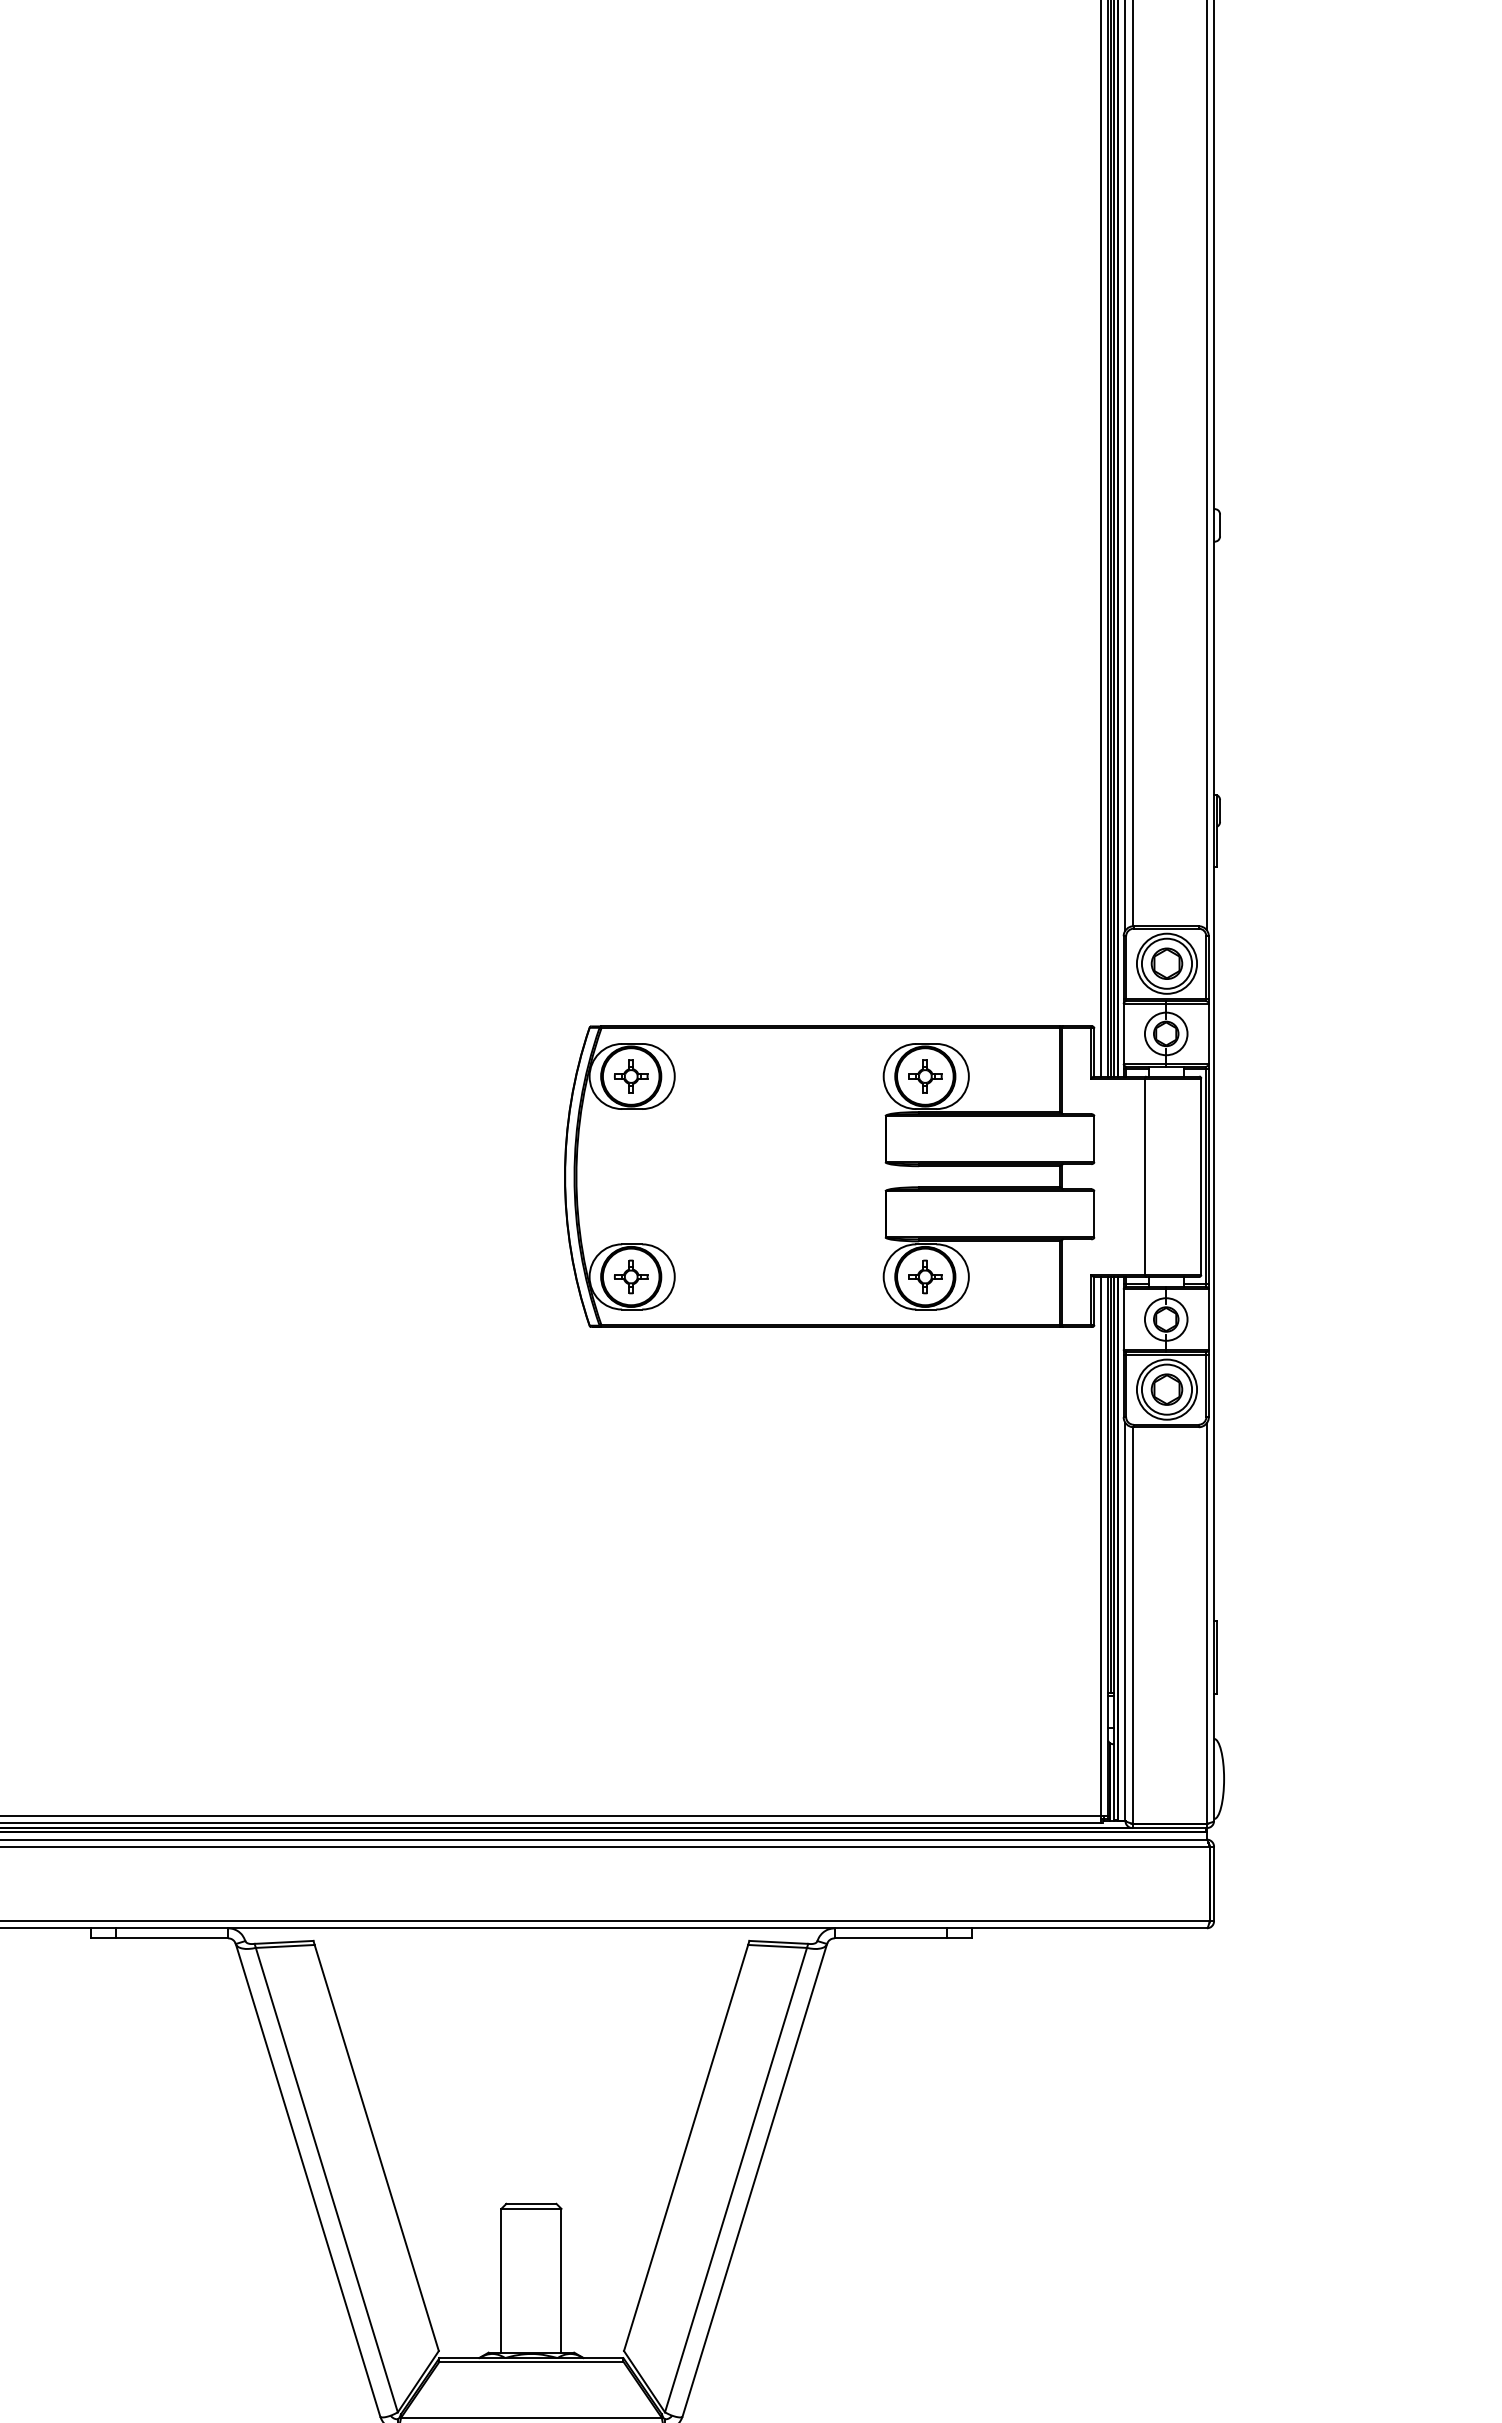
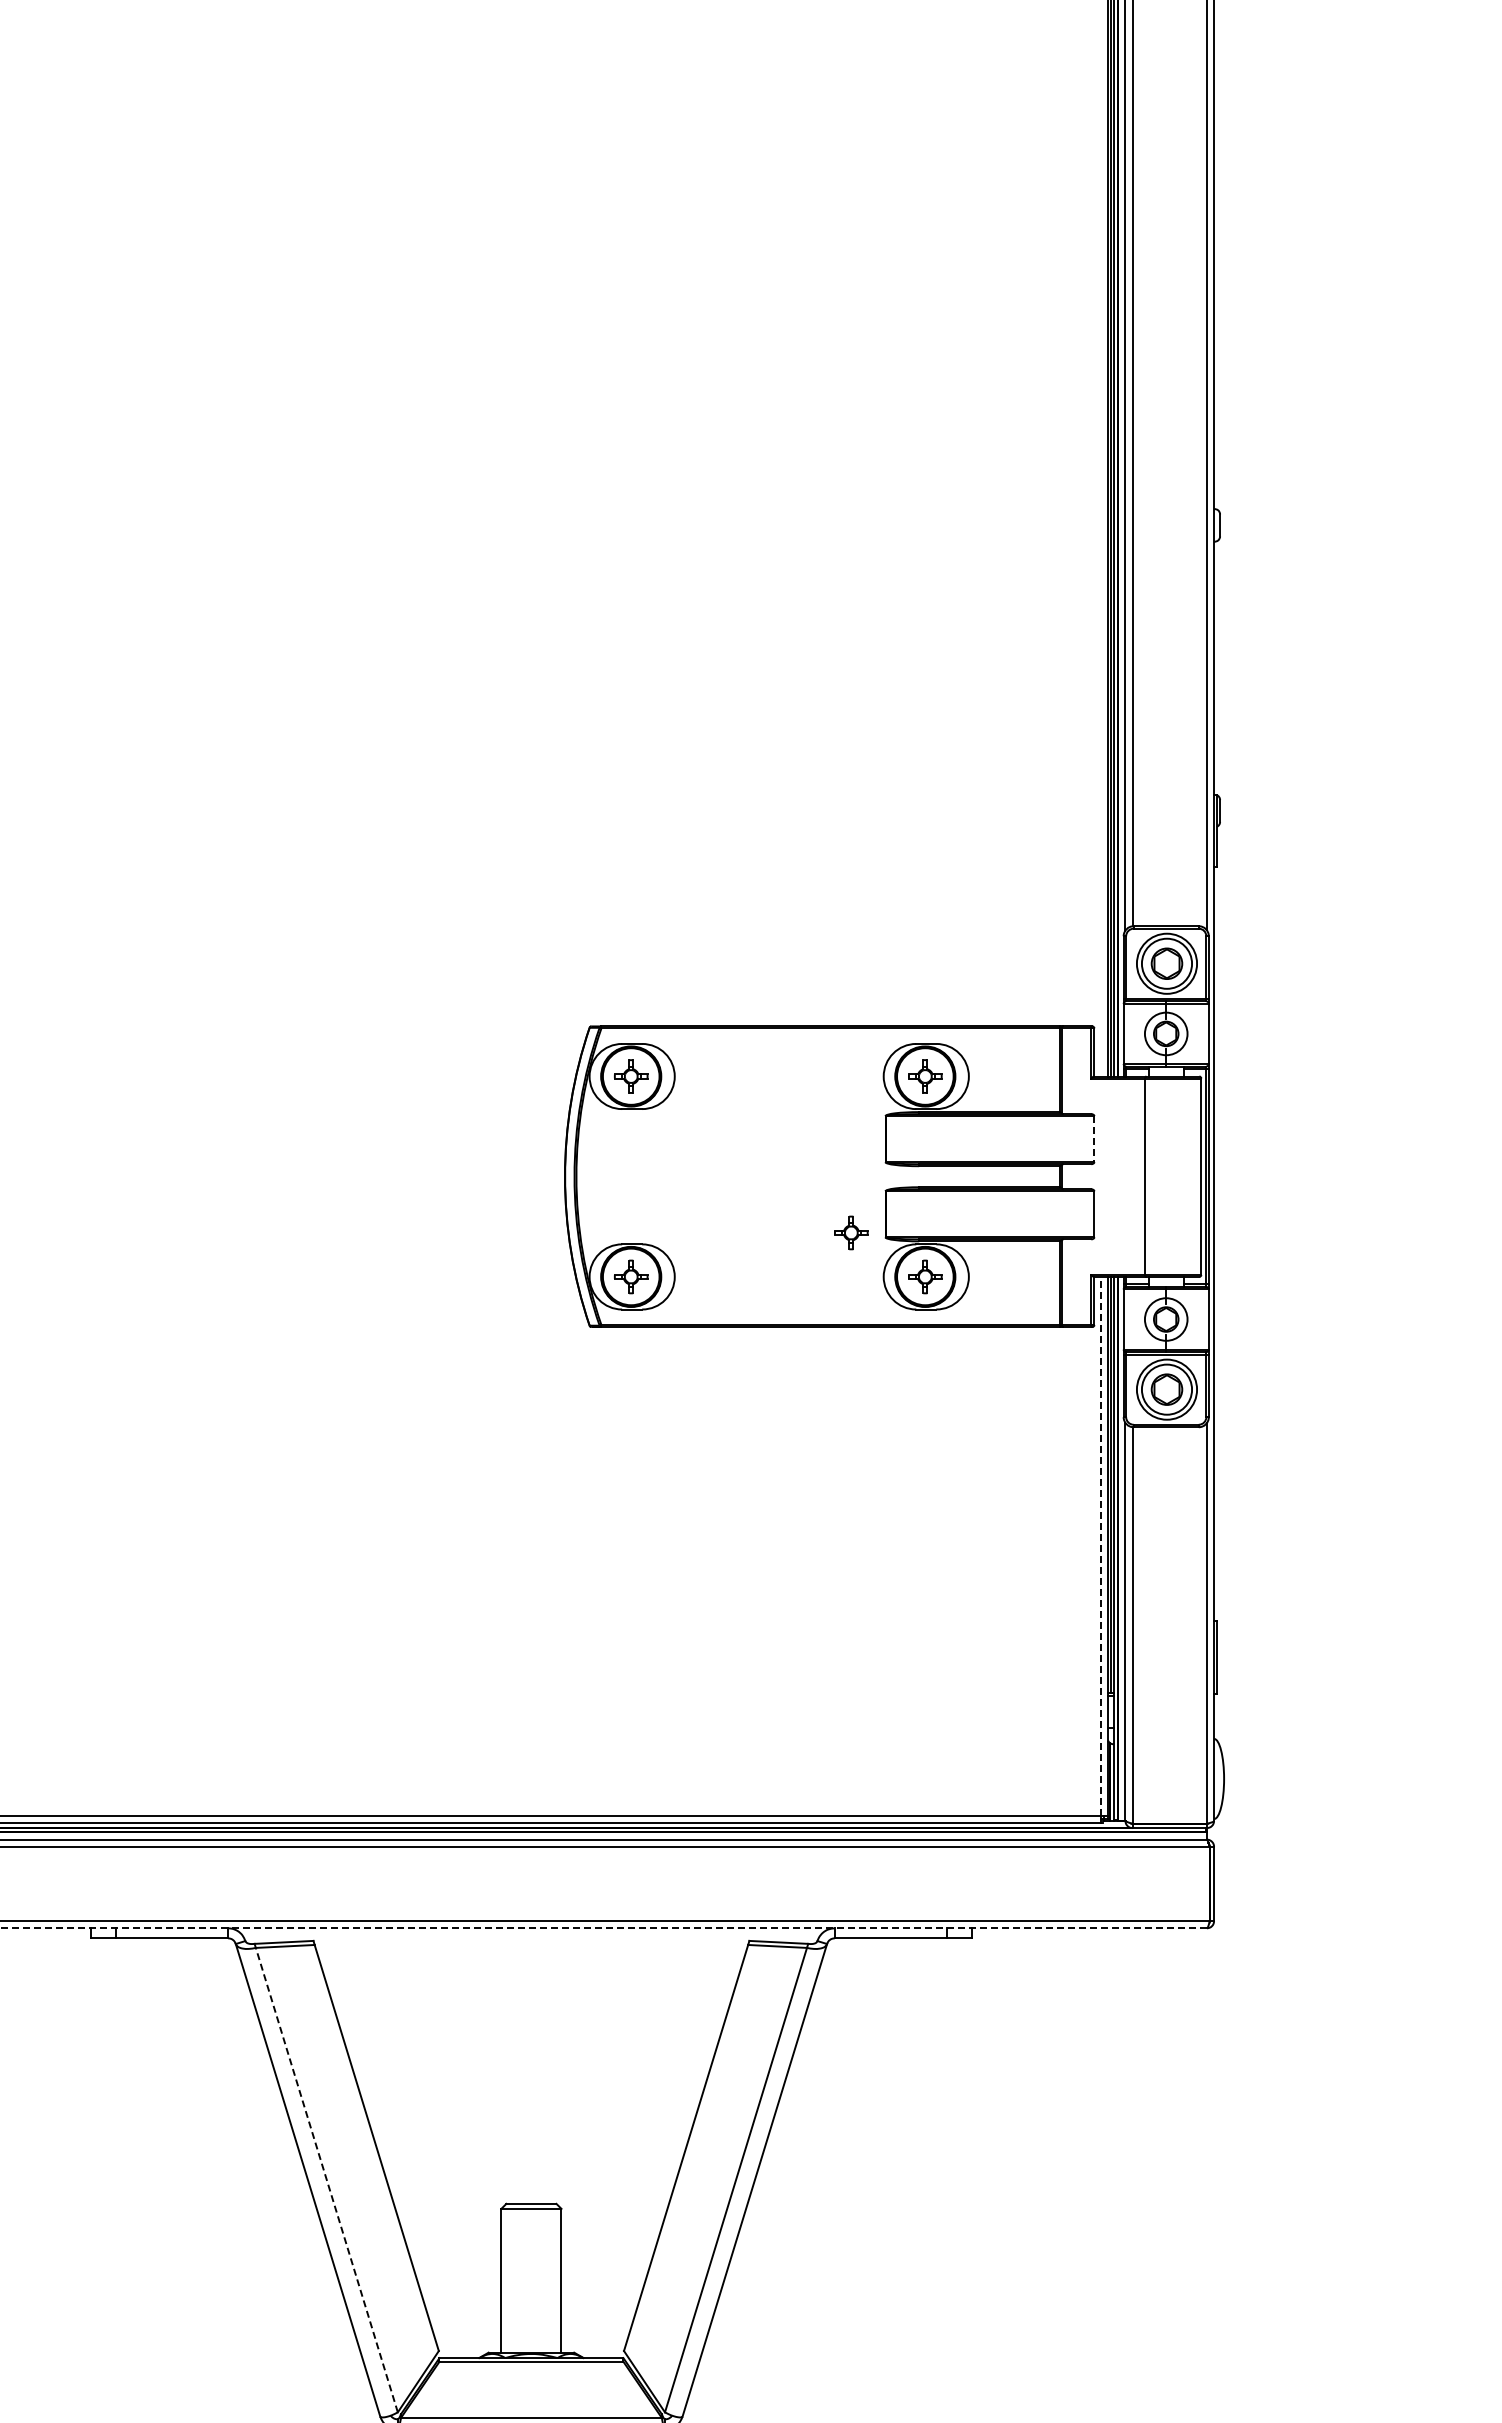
line: present -> none (1101, 539)
line: solid -> dashed (1094, 1139)
part: none -> present (851, 1232)
line: solid -> dashed (1101, 1545)
line: solid -> dashed (602, 1928)
line: solid -> dashed (326, 2180)
